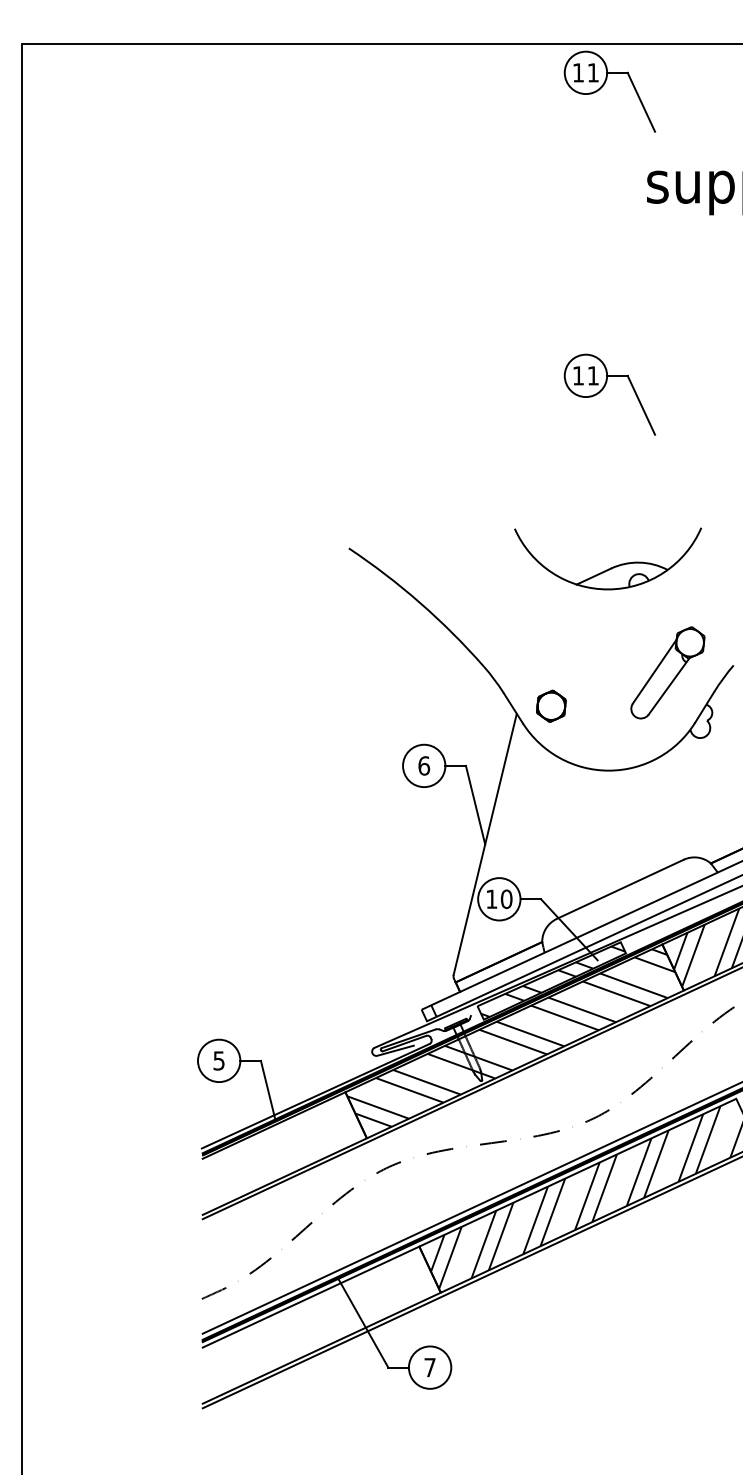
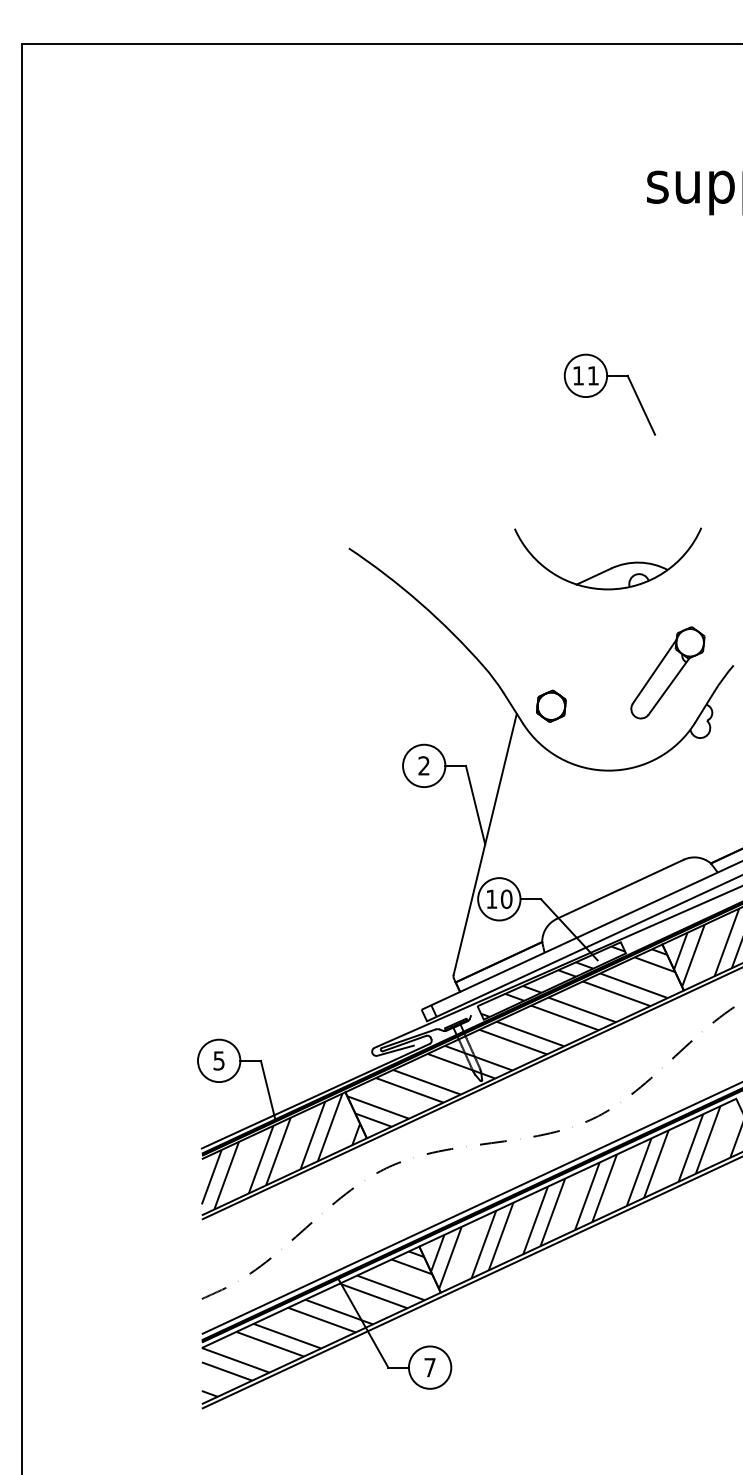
part: present -> none (604, 85)
text: 6 -> 2 (424, 765)
hatch: none -> present (280, 1151)
hatch: none -> present (316, 1323)
